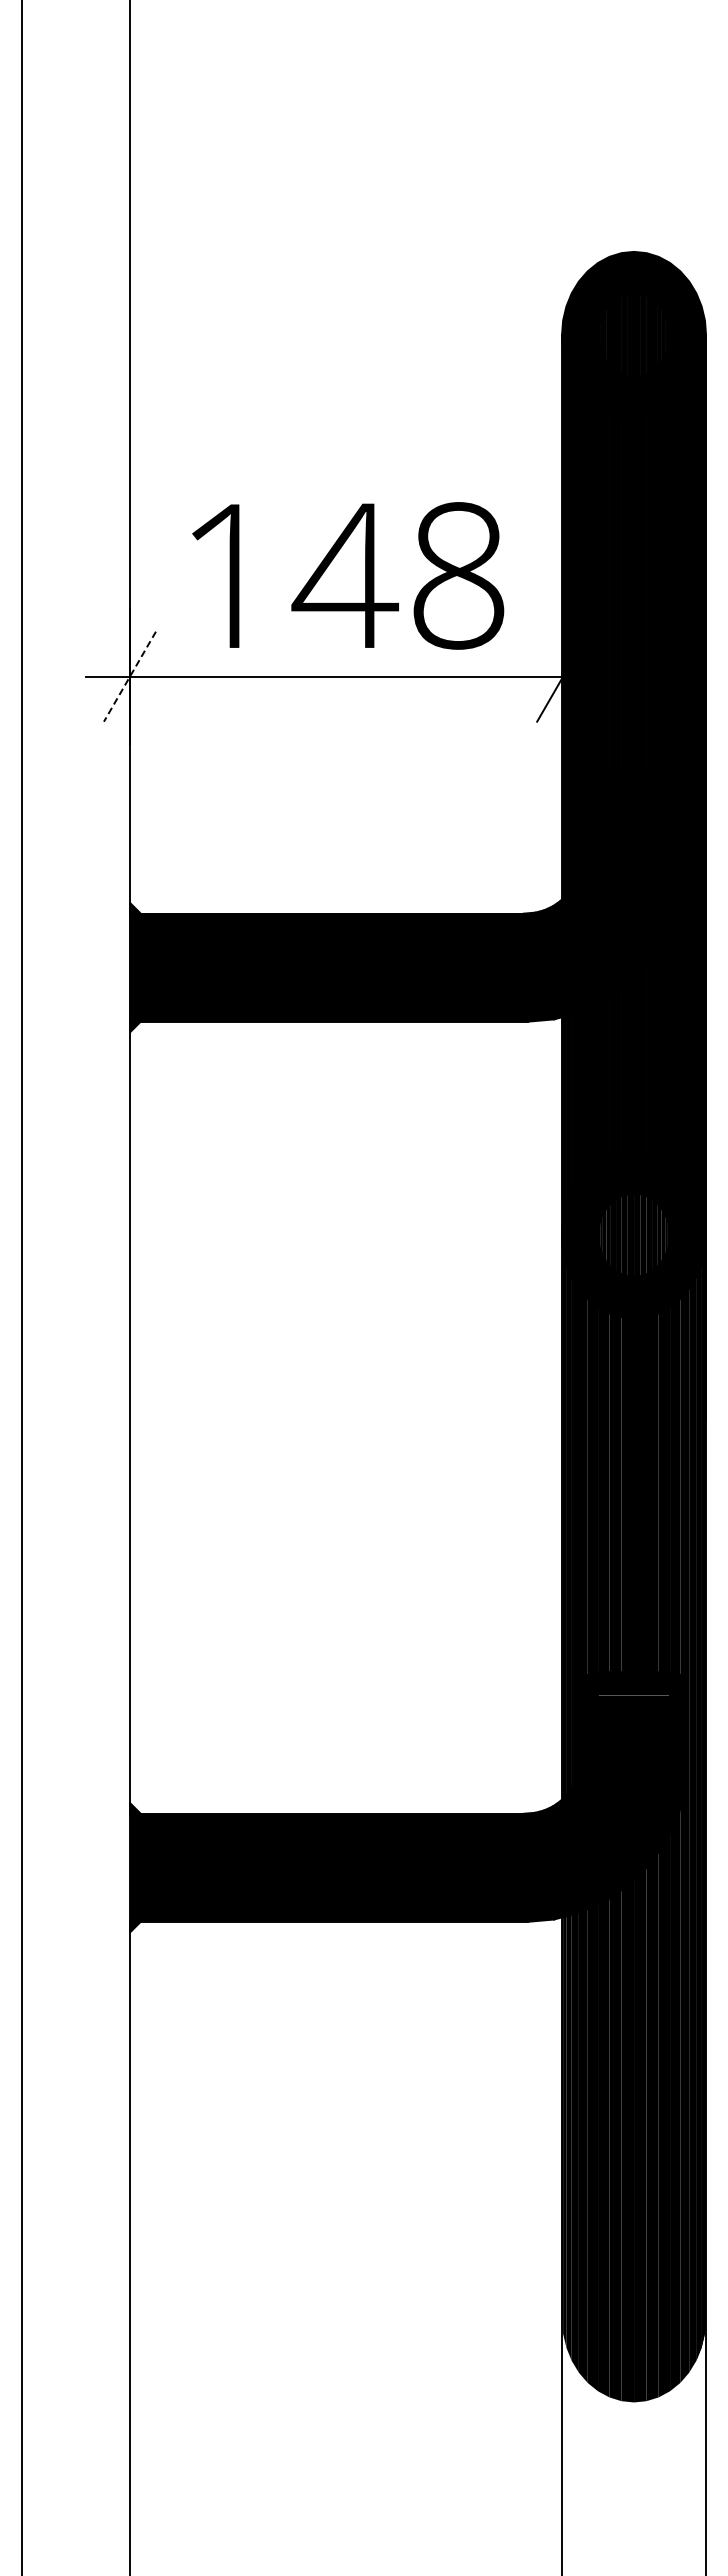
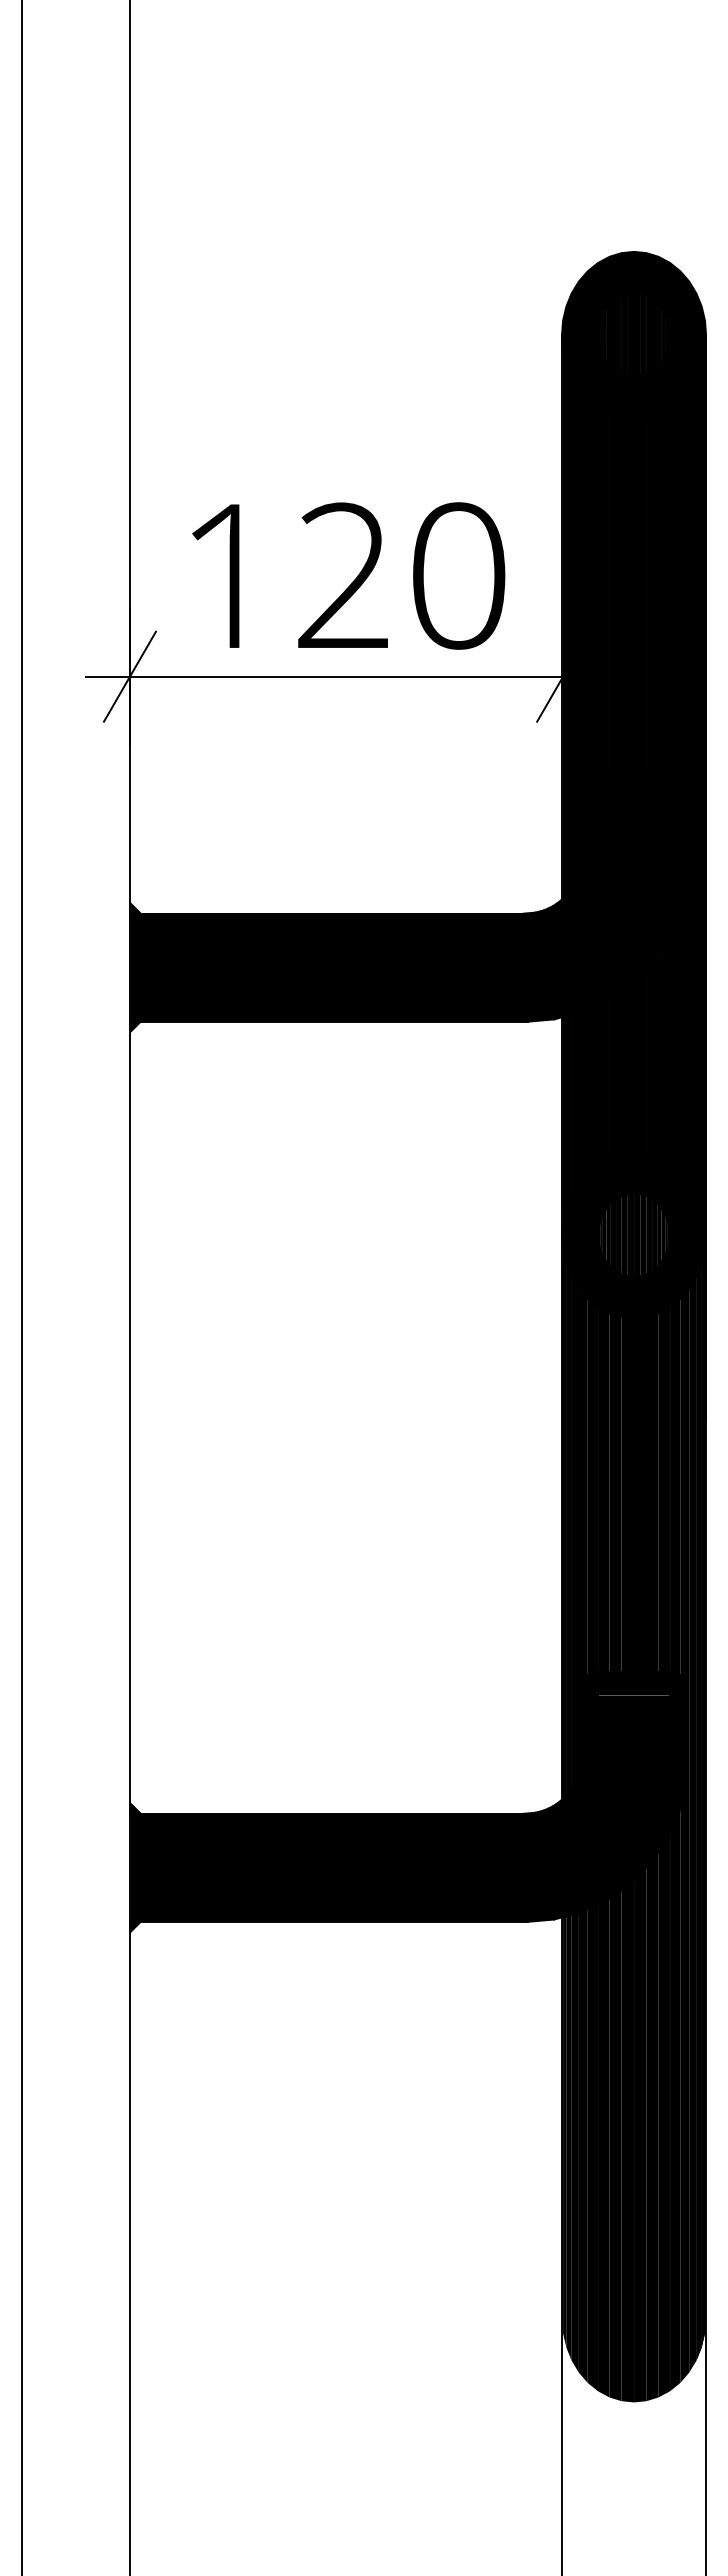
text: 148 -> 120 (398, 575)
line: dashed -> solid (129, 676)
